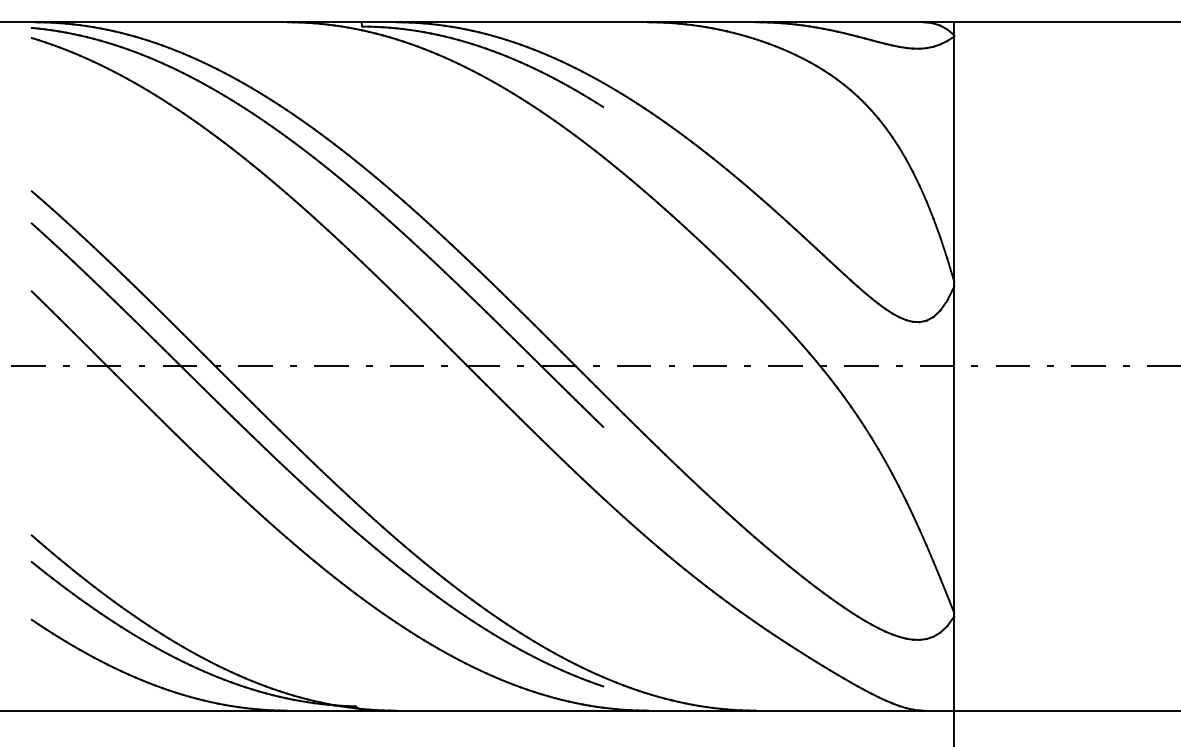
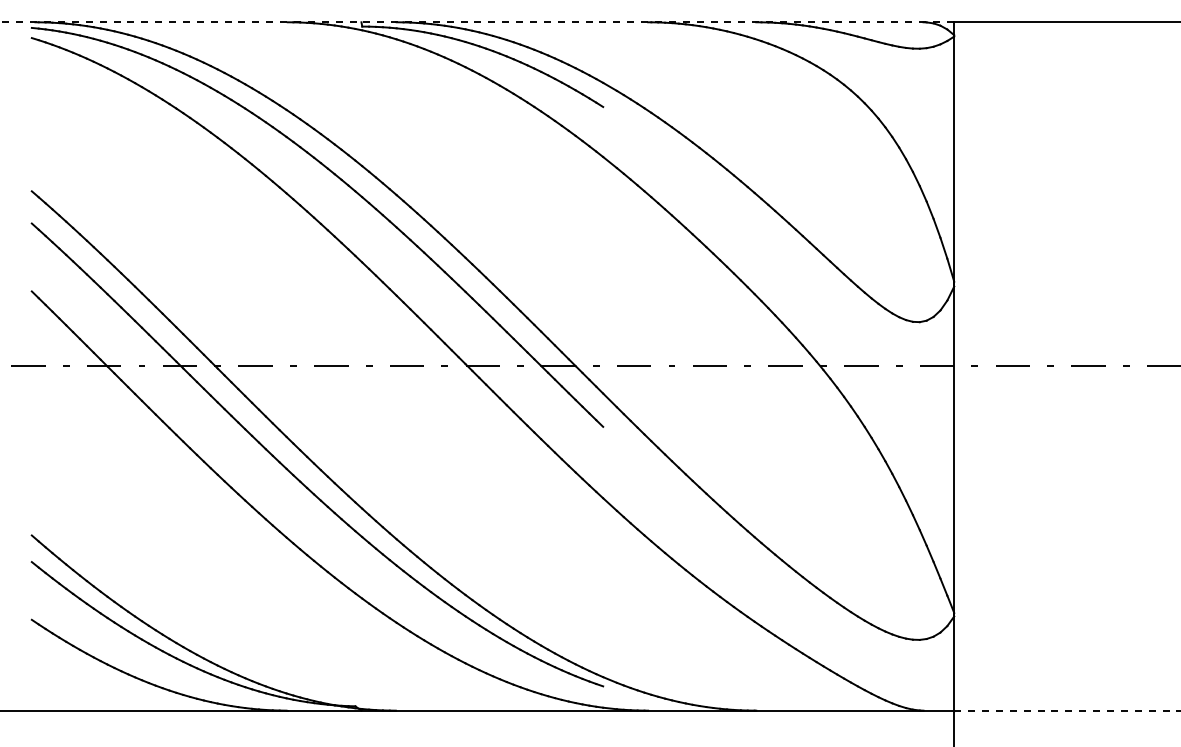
line: solid -> dashed (477, 22)
line: solid -> dashed (1067, 710)
